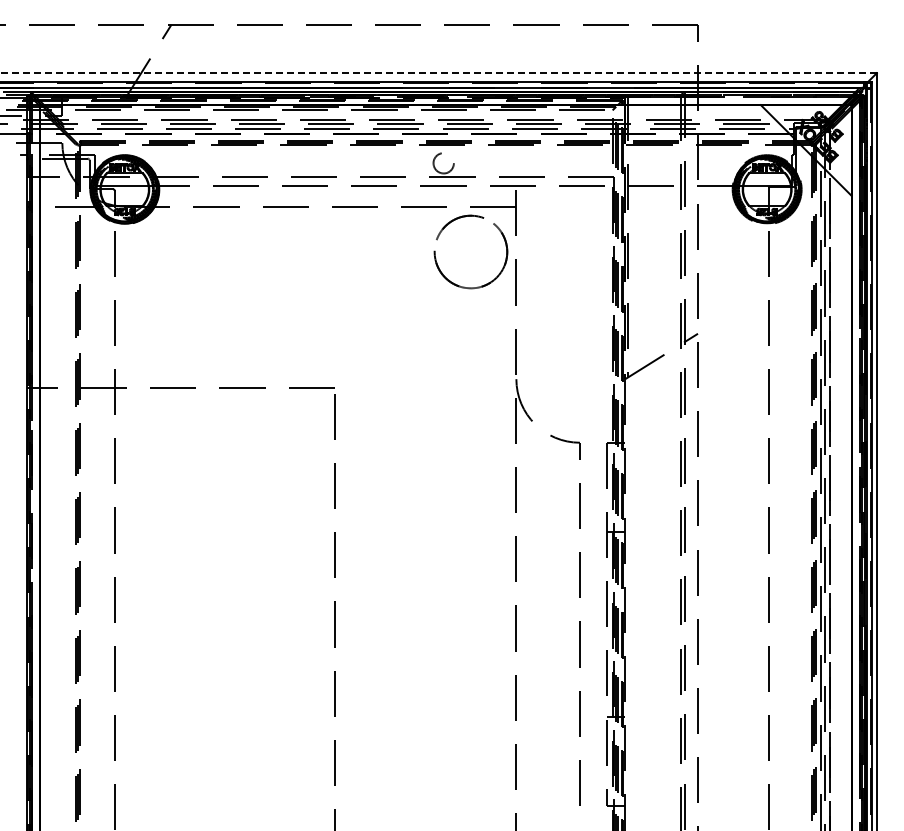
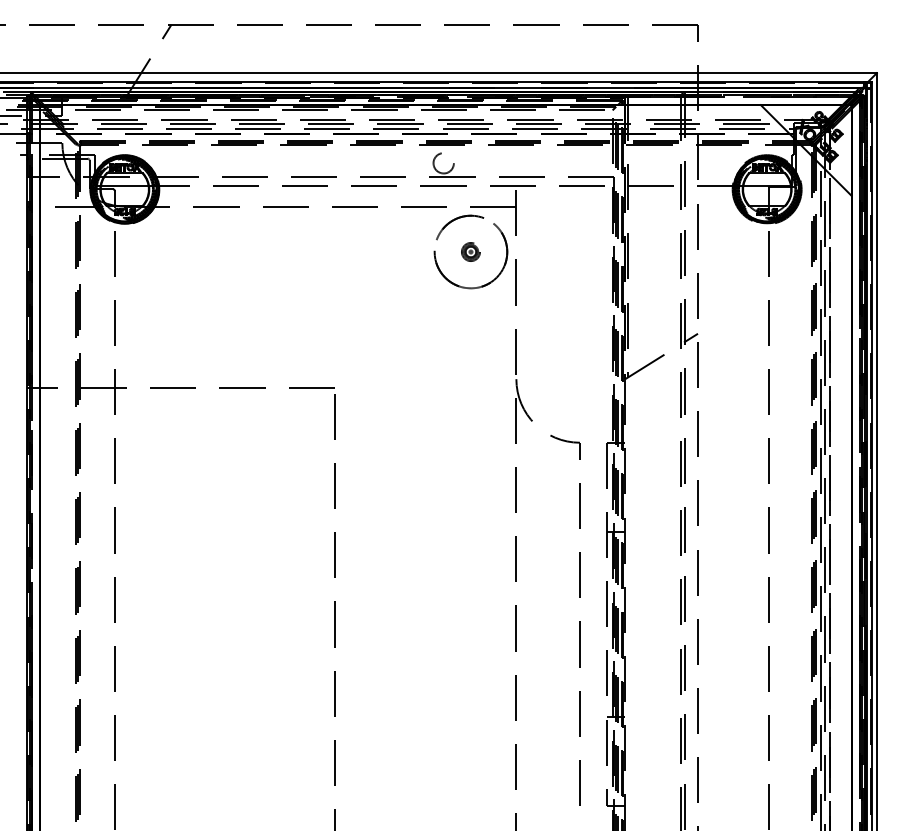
line: dashed -> solid (438, 73)
part: none -> present (470, 251)
